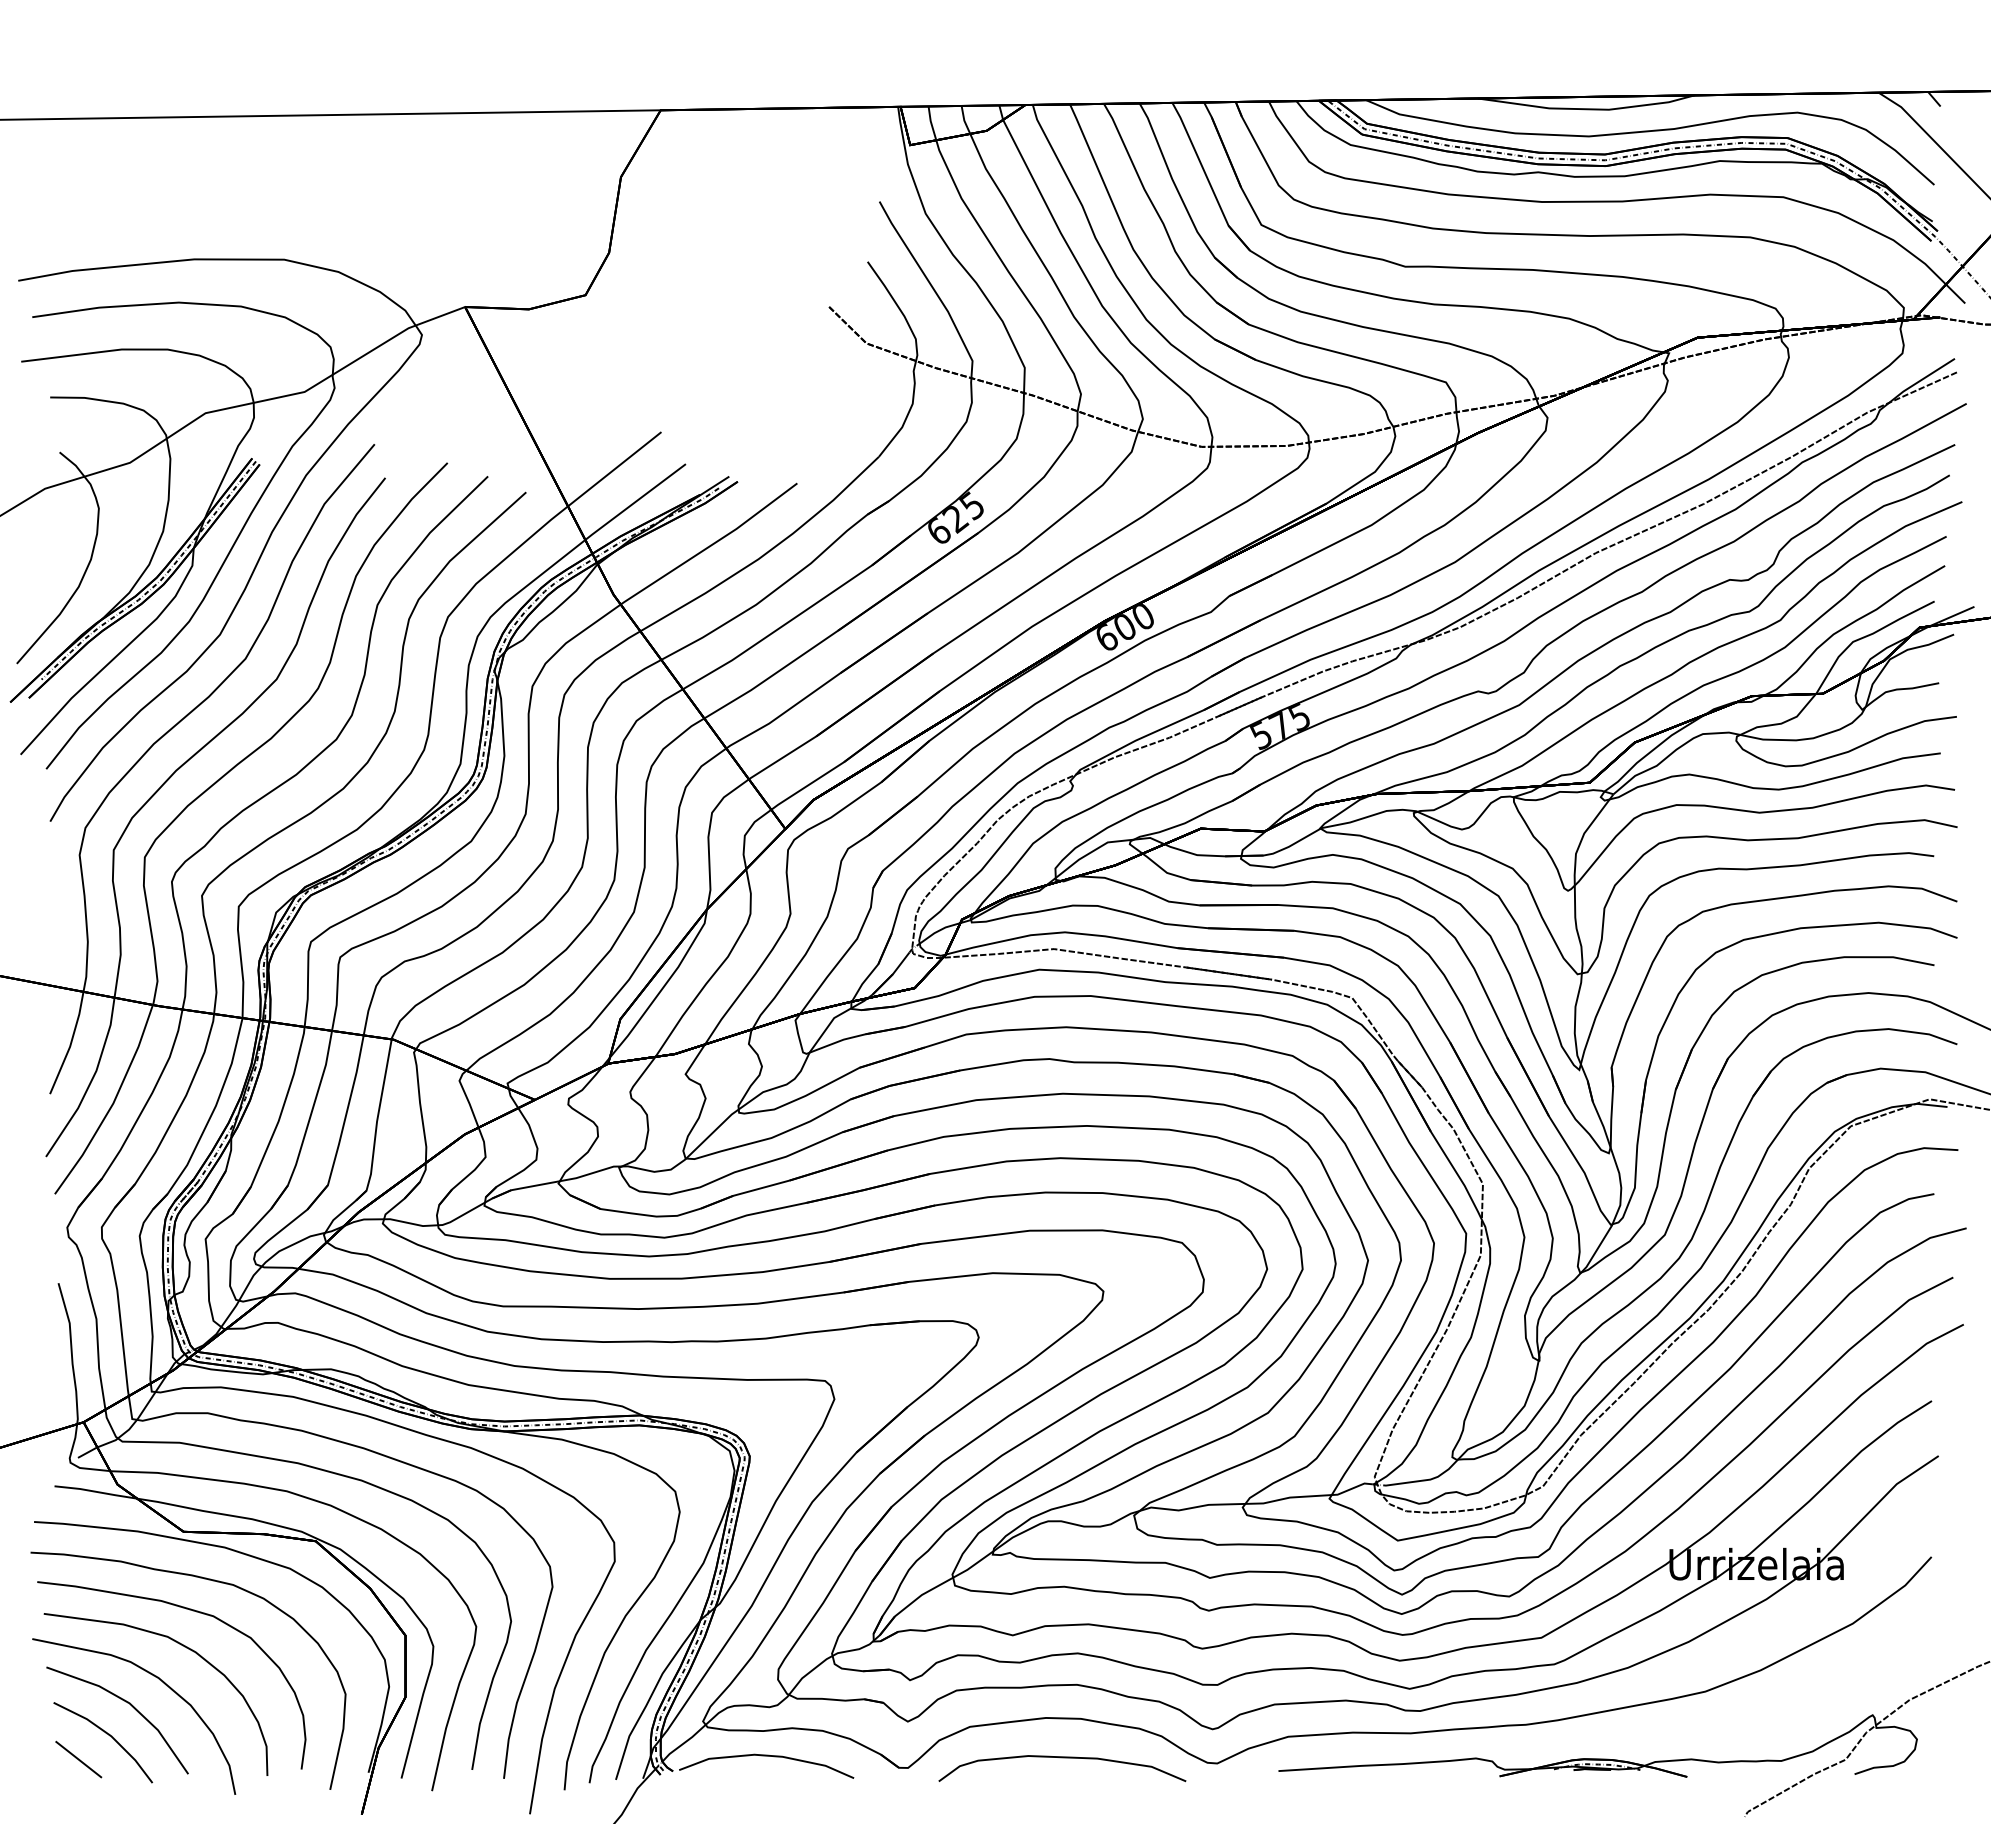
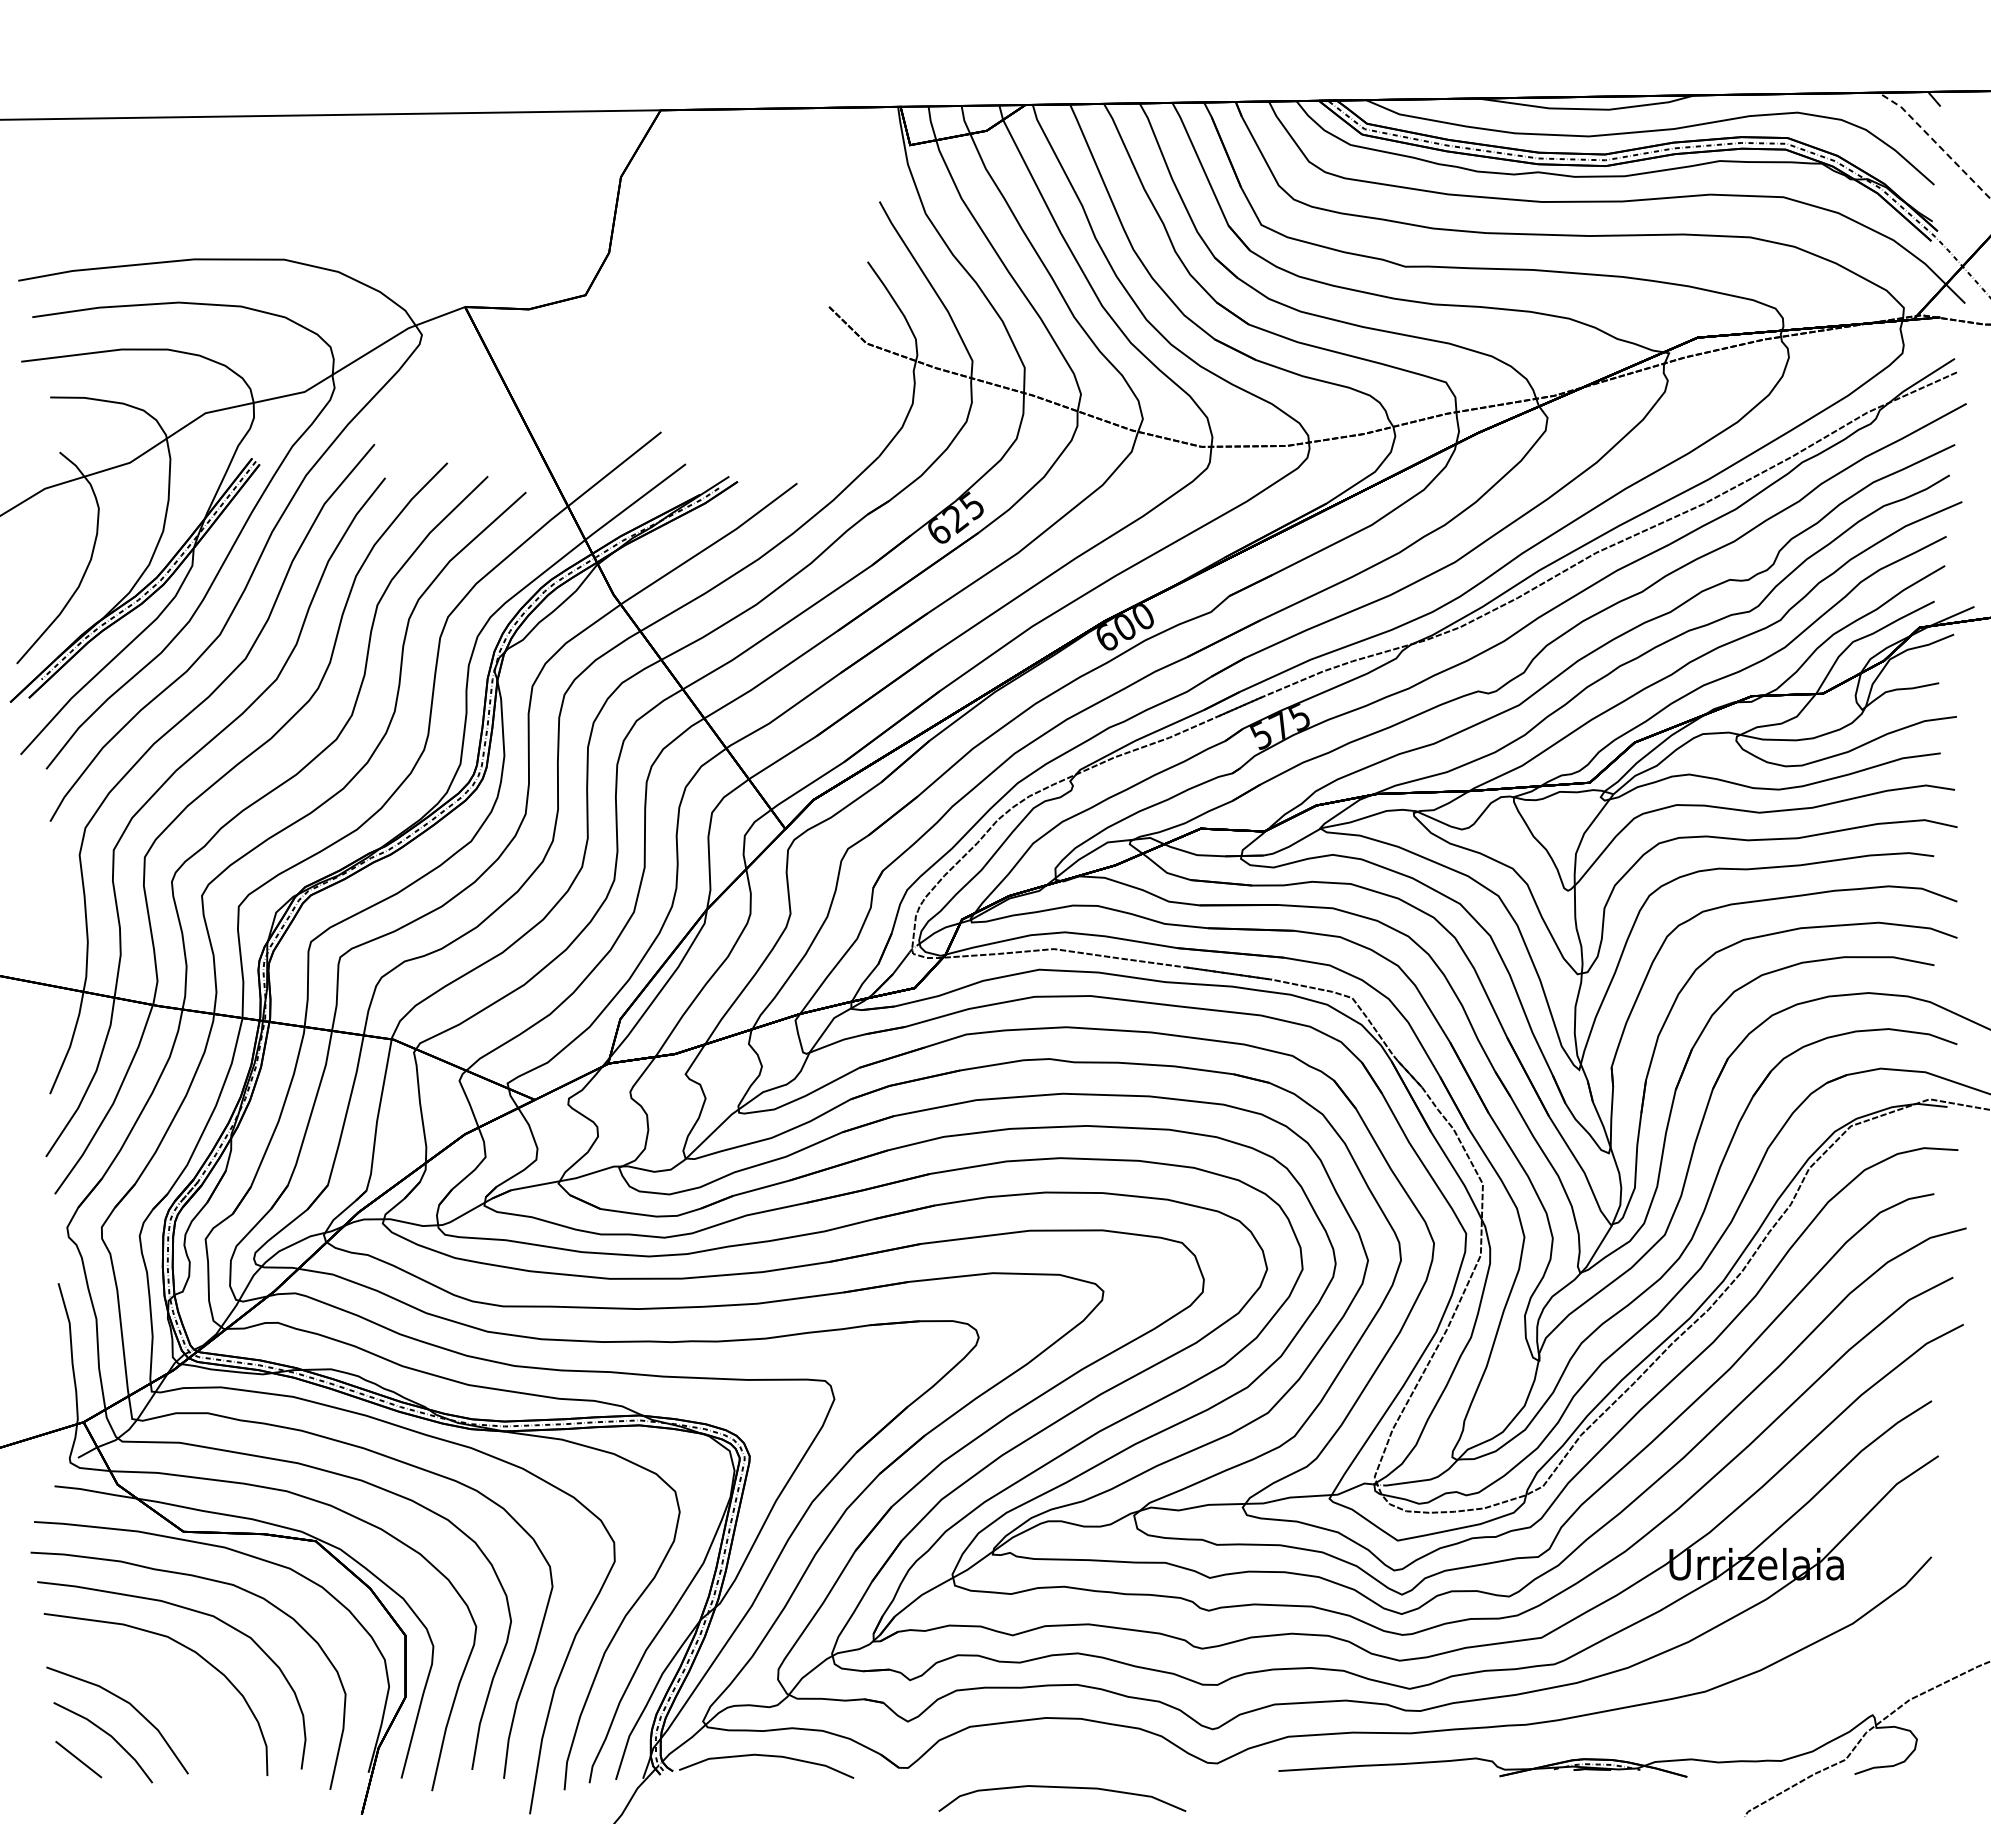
line: solid -> dashed (1935, 142)
curve: present -> none (159, 1680)
curve position: (1062, 1758) -> (1062, 1788) (1062, 1788)
